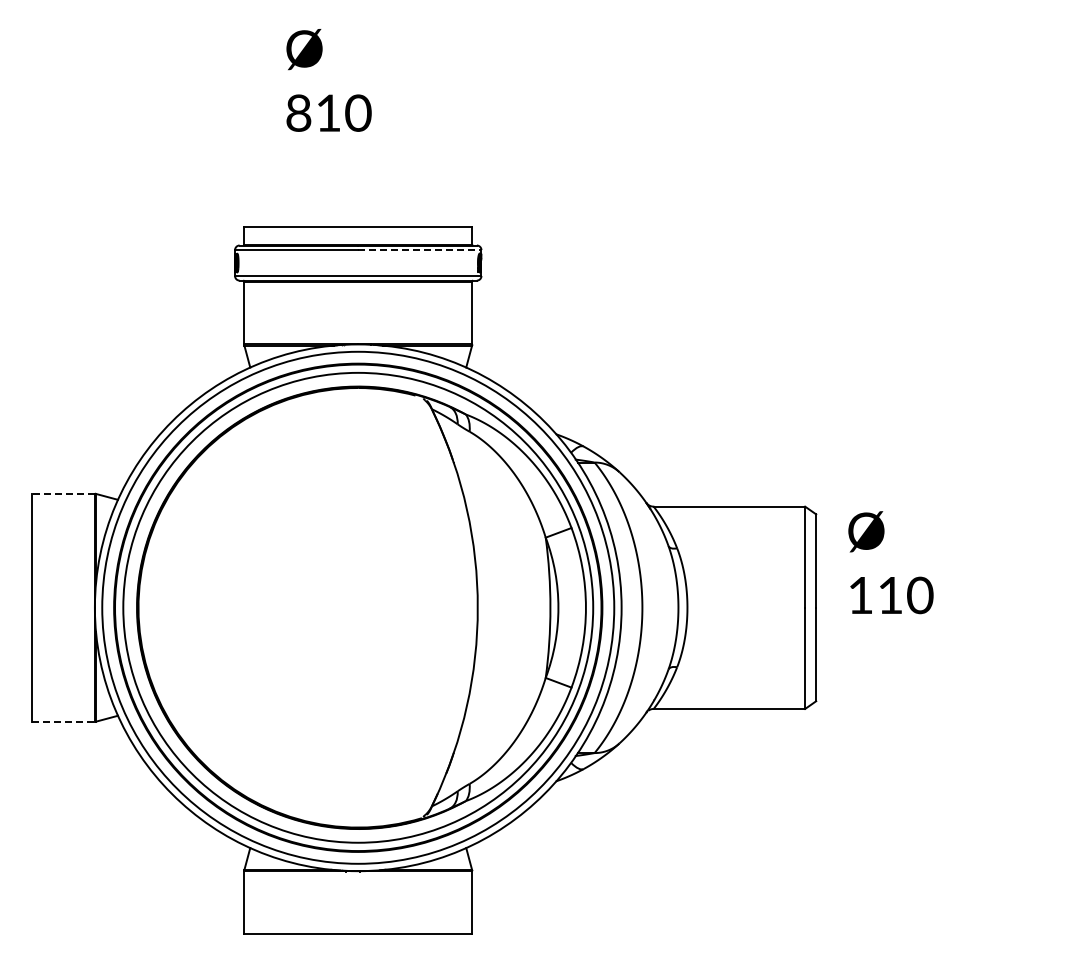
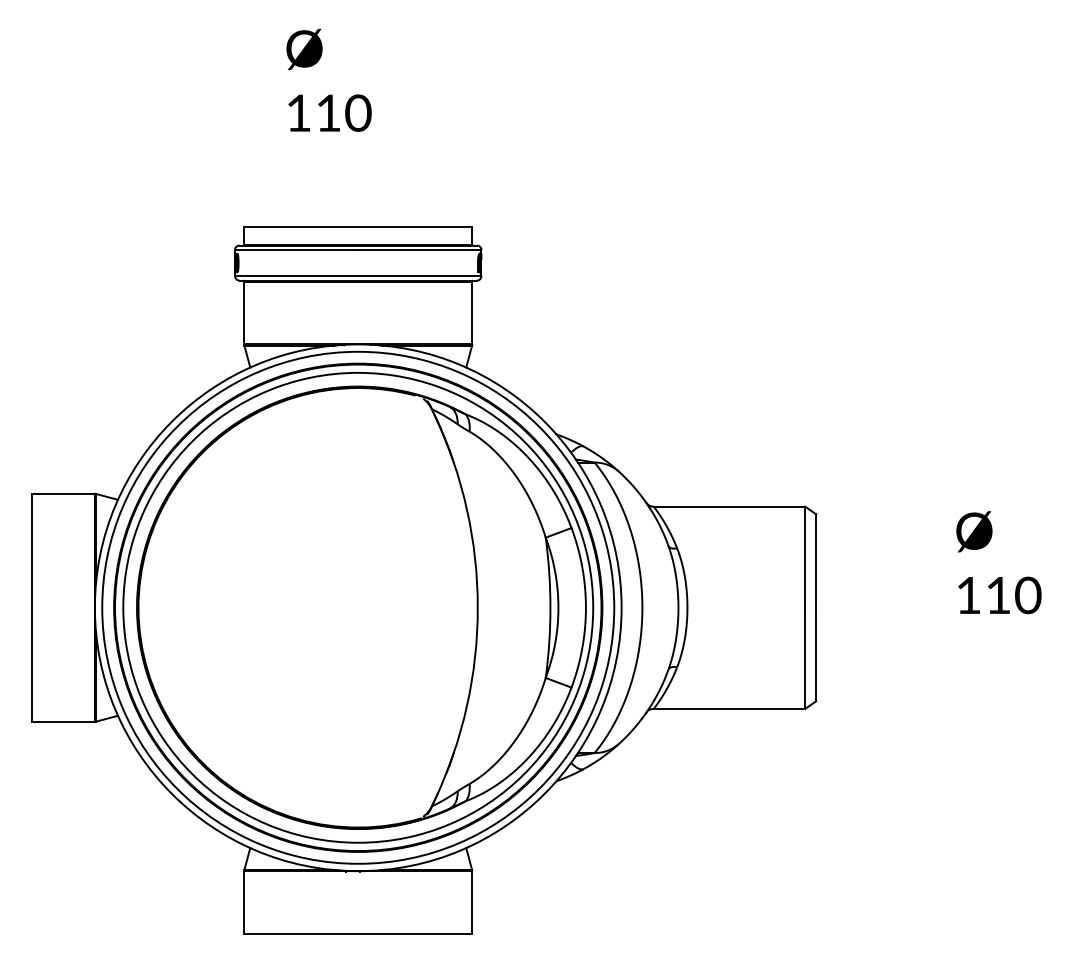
text: 810 -> 110 (298, 112)
line: dashed -> solid (419, 250)
line: dashed -> solid (62, 493)
text position: (890, 562) -> (998, 562) (998, 562)
line: dashed -> solid (63, 721)
